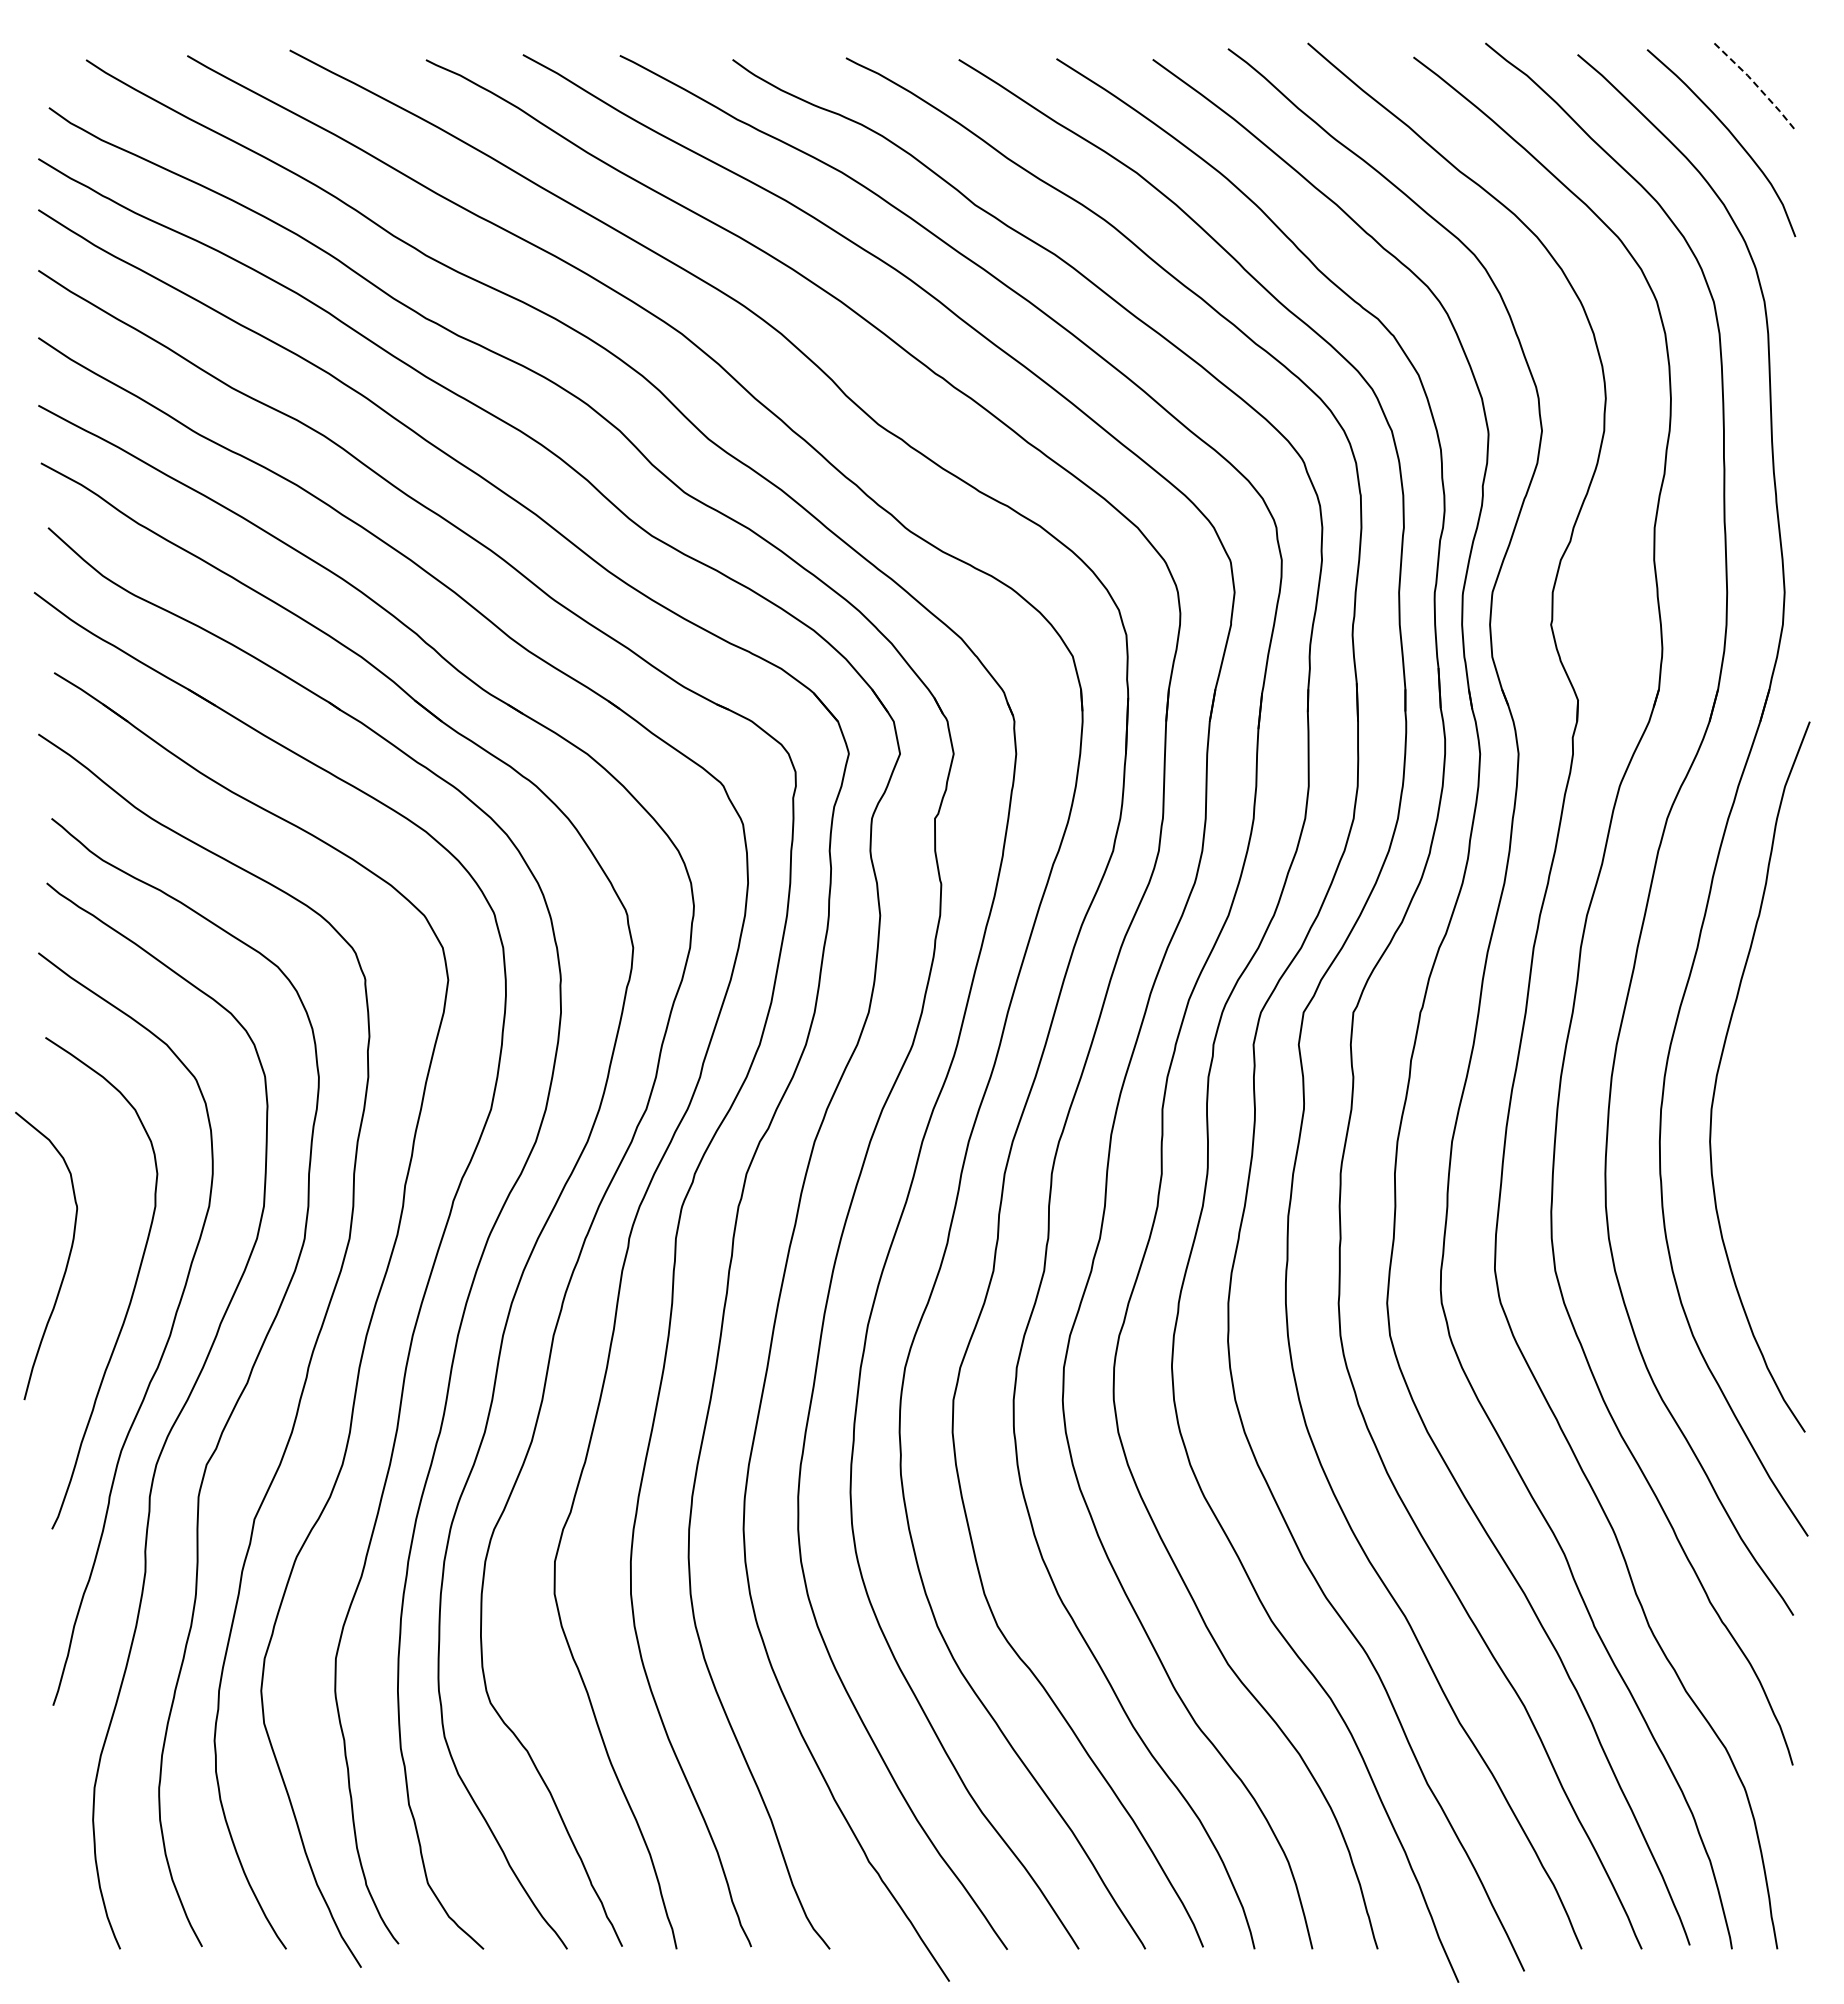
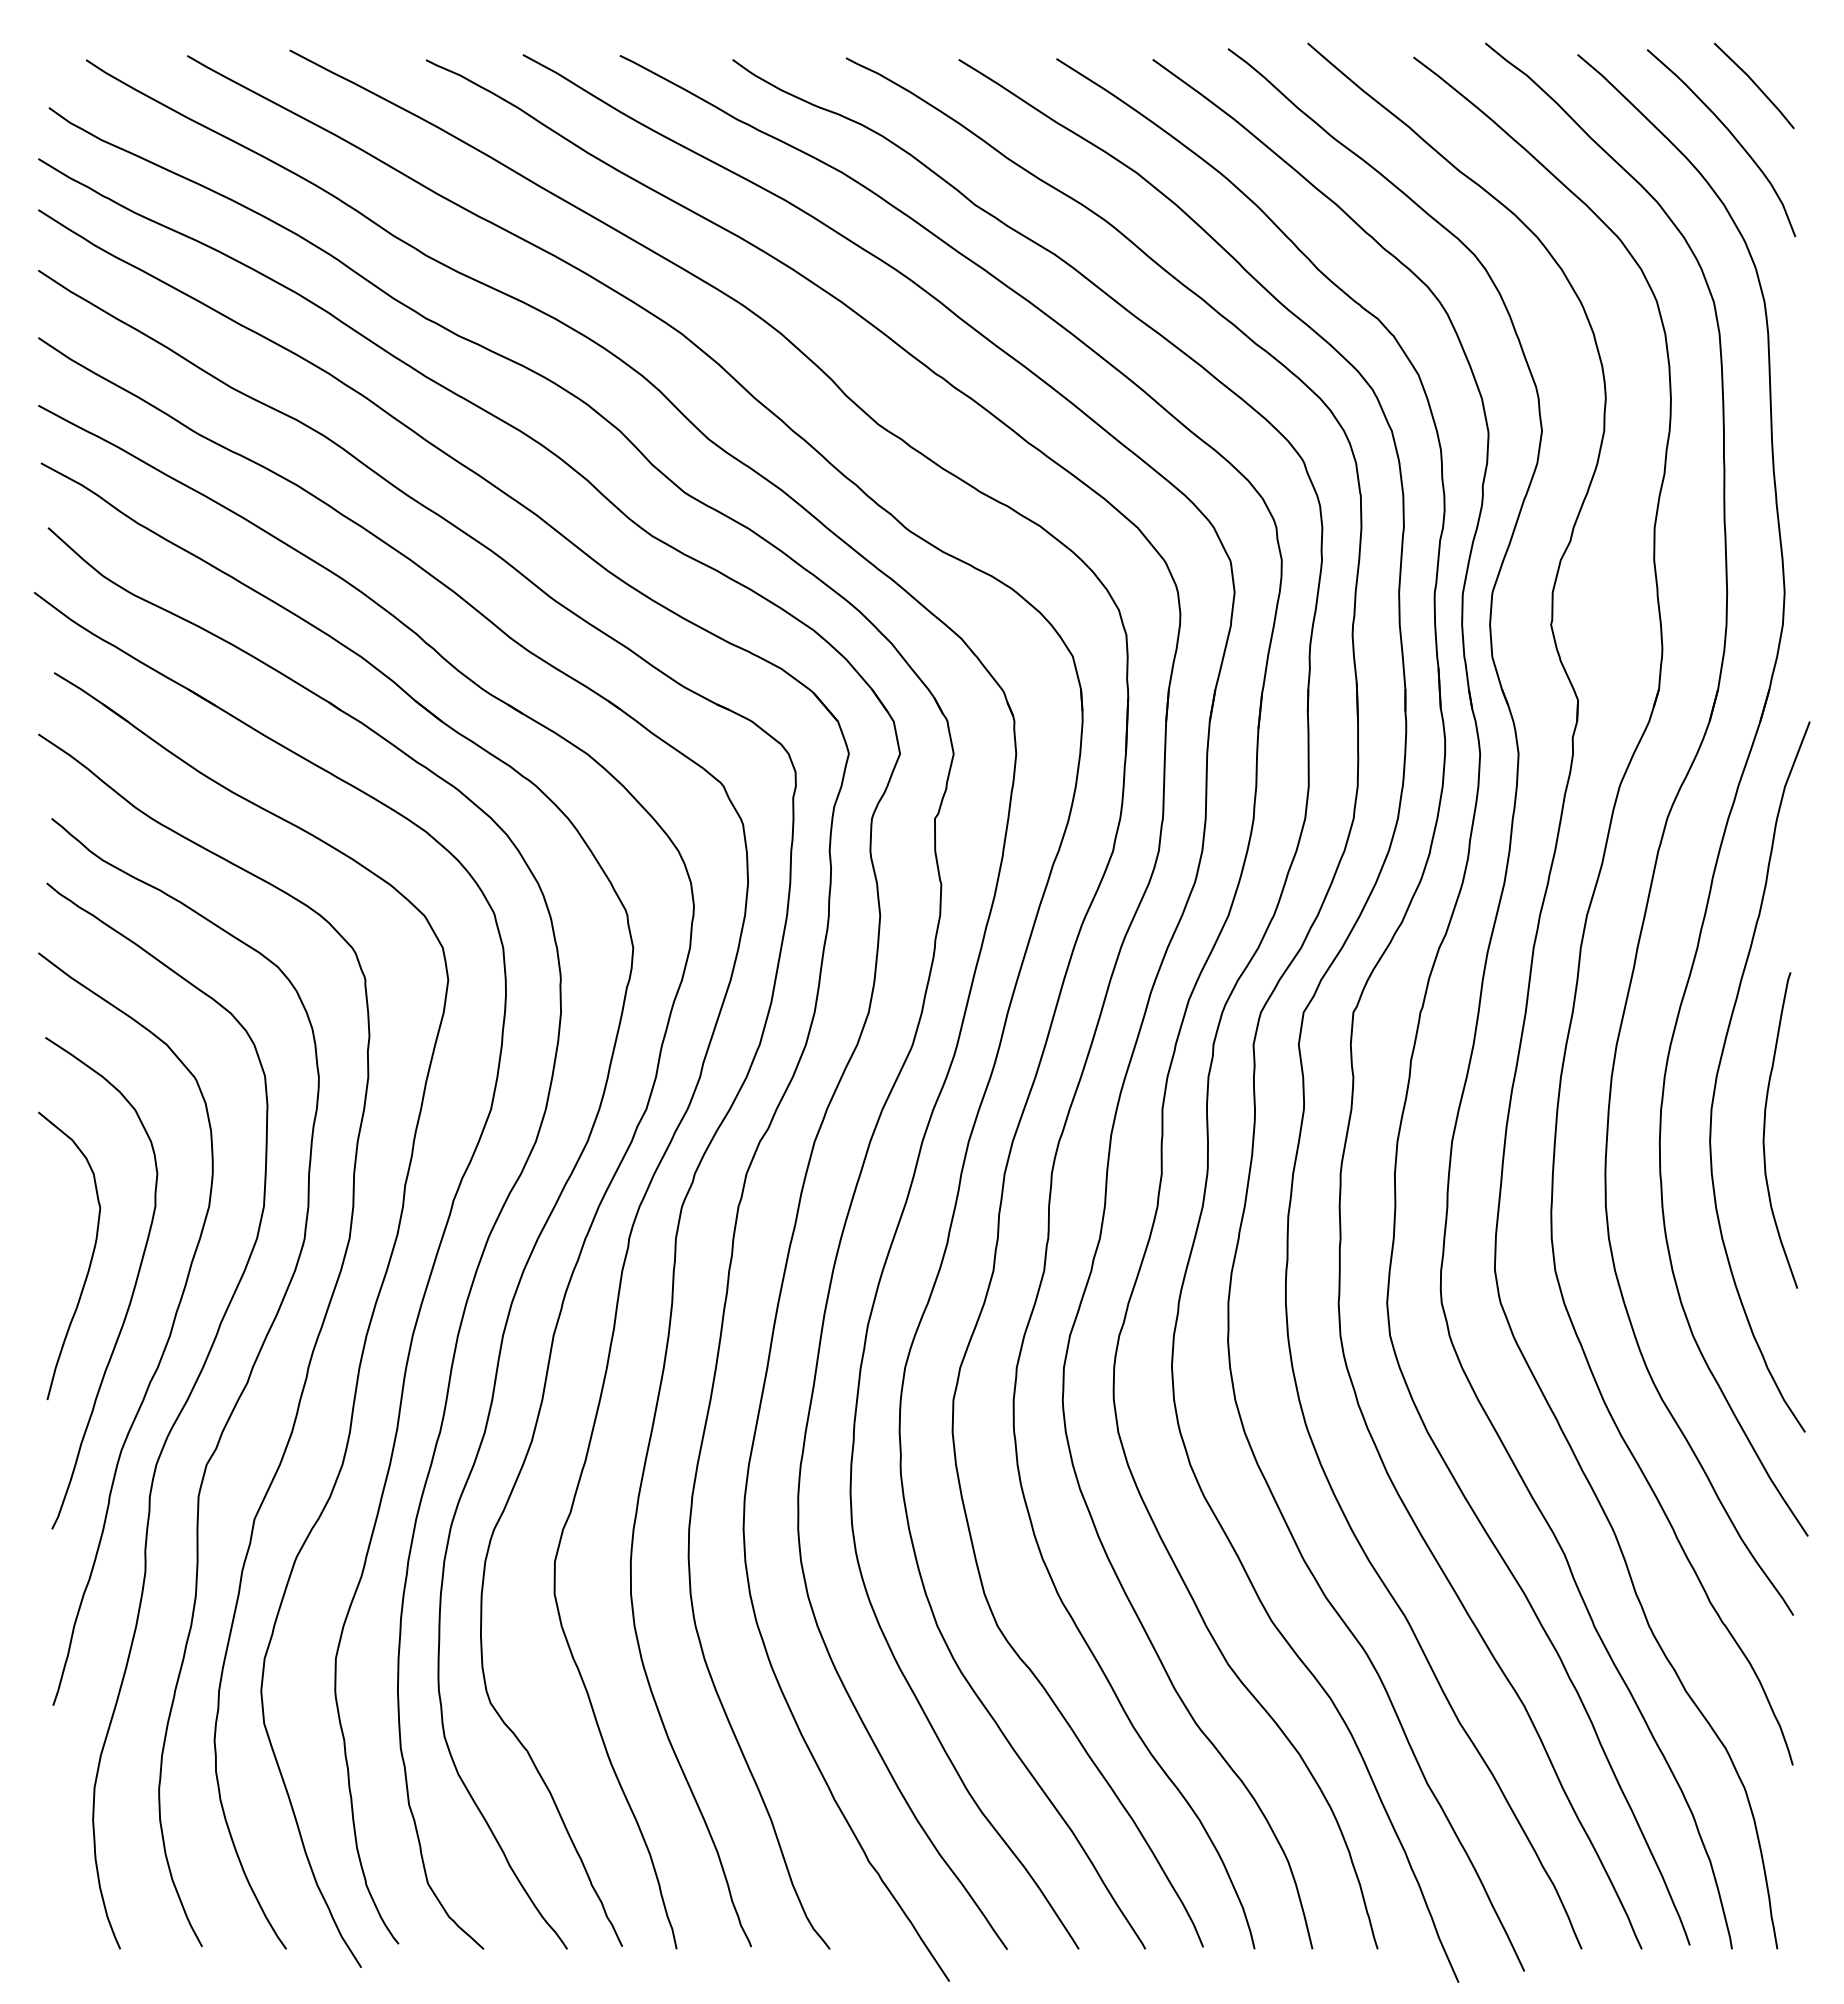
line: dashed -> solid (1755, 84)
curve: none -> present (1765, 1129)
curve position: (67, 1259) -> (90, 1259) (90, 1259)
